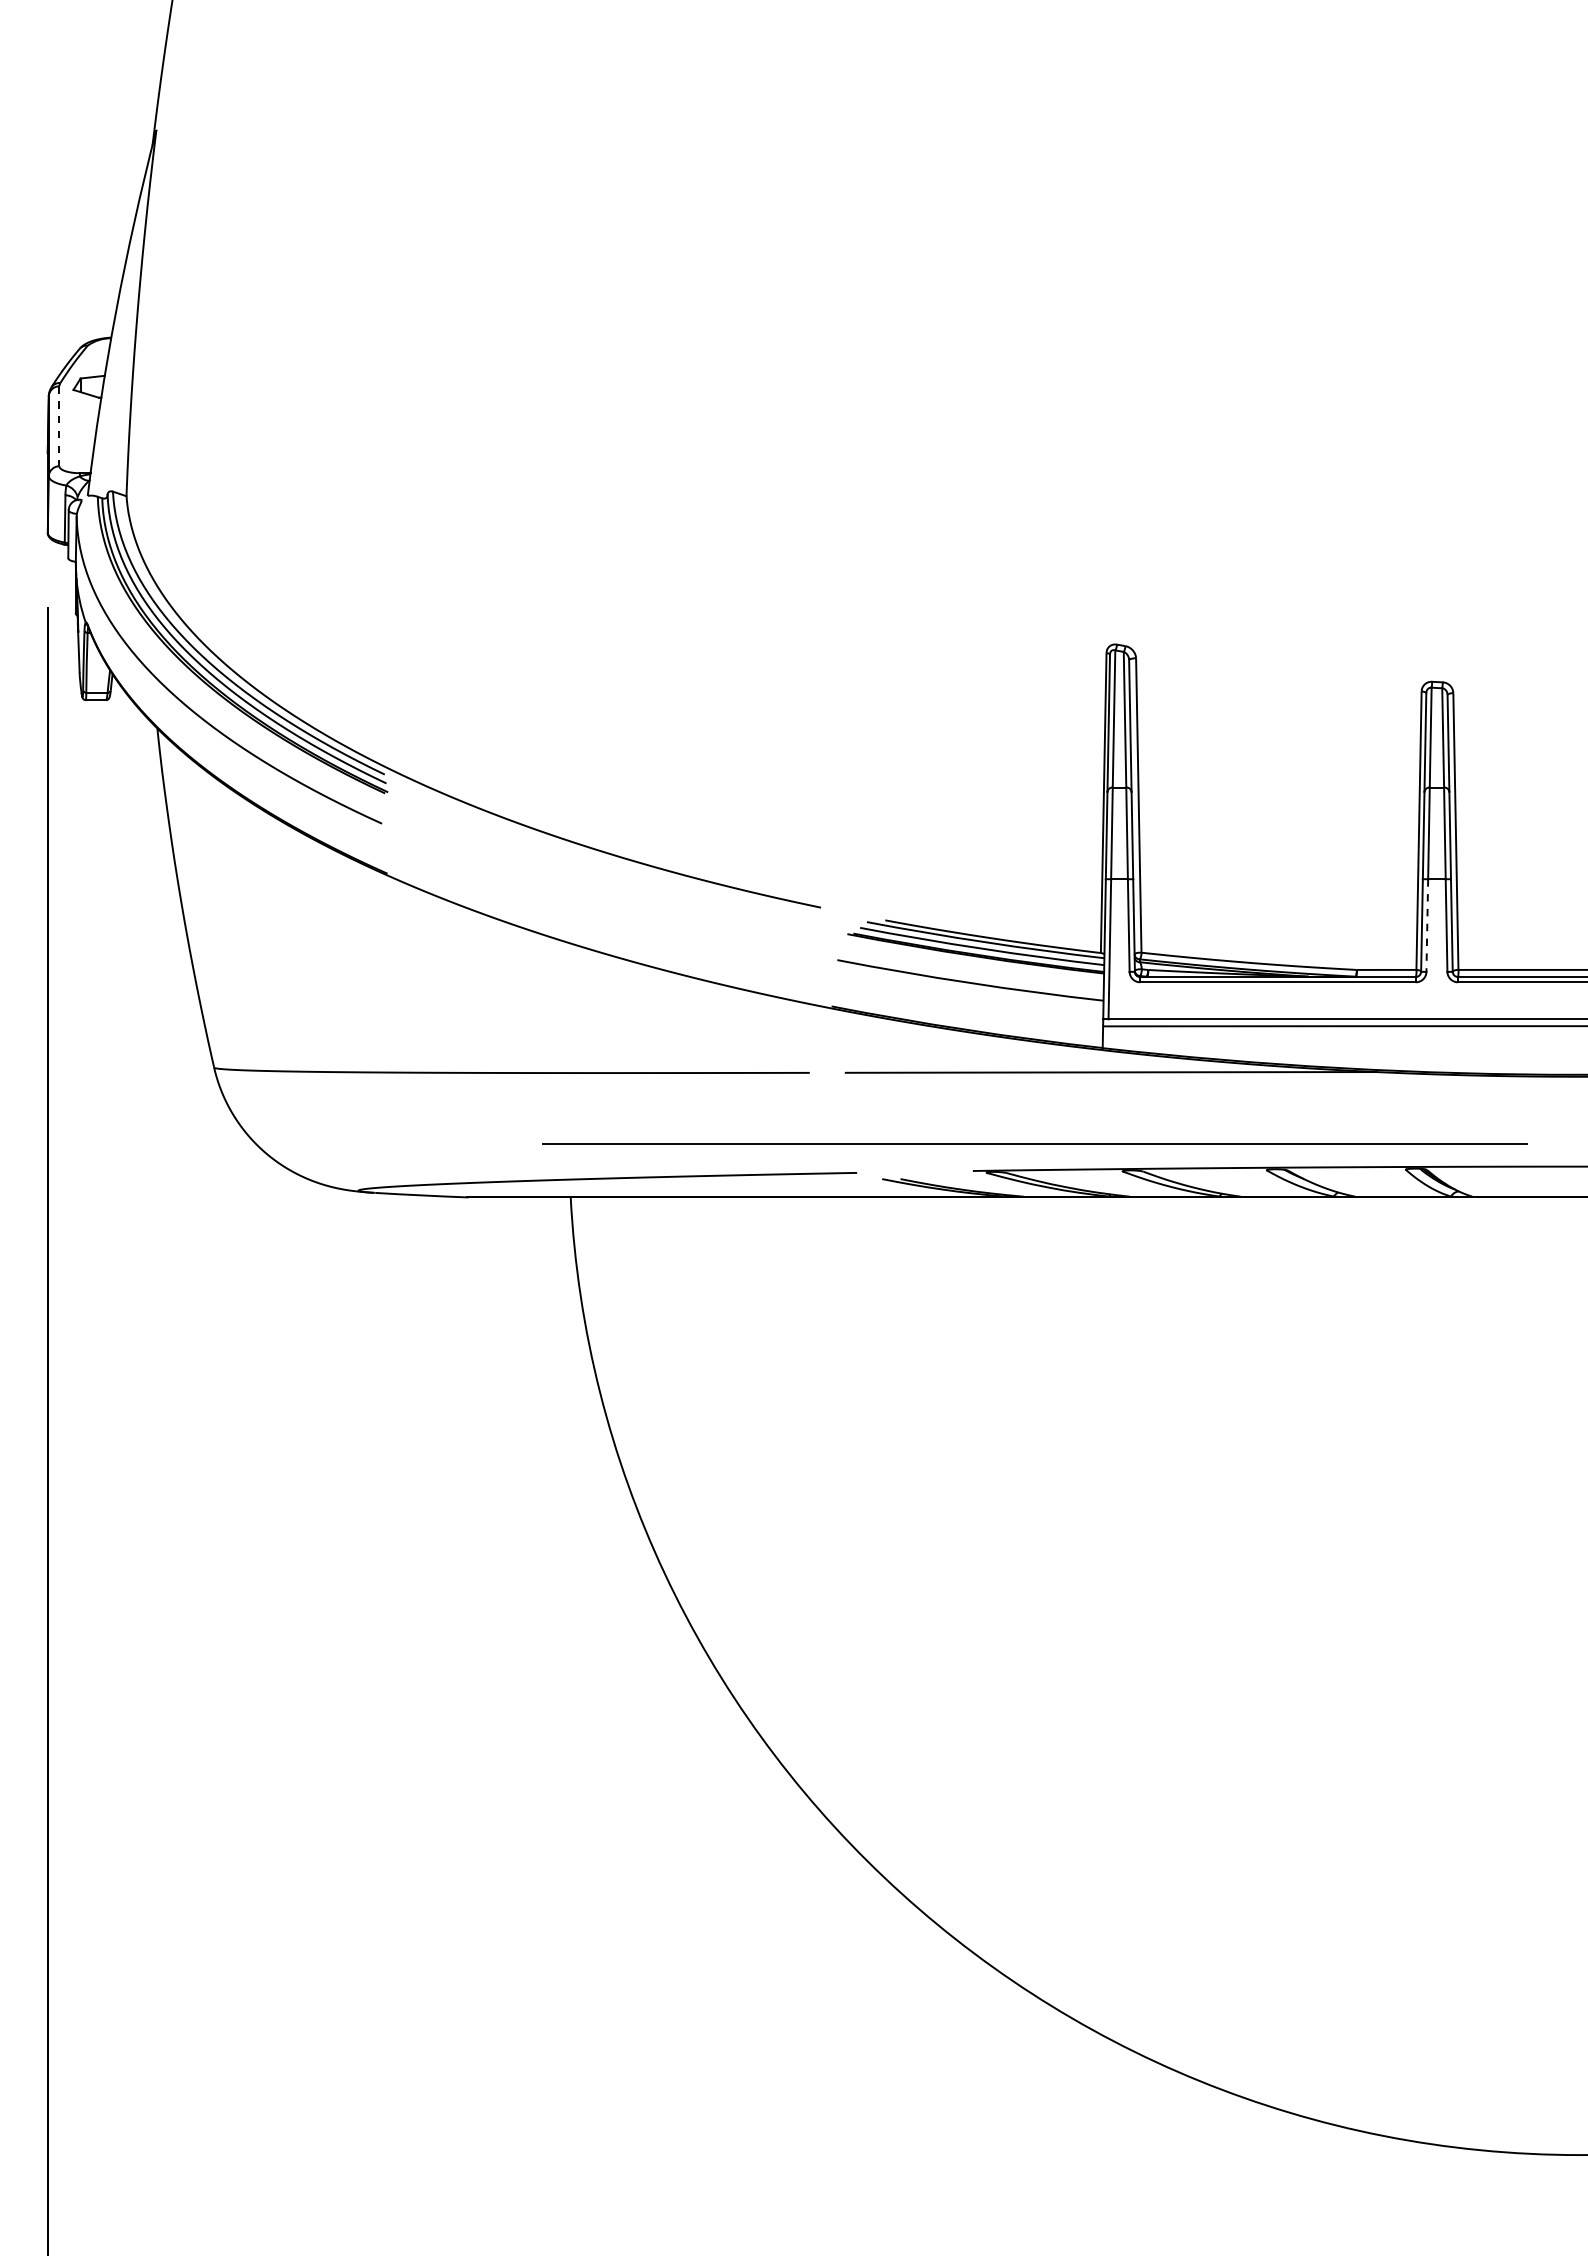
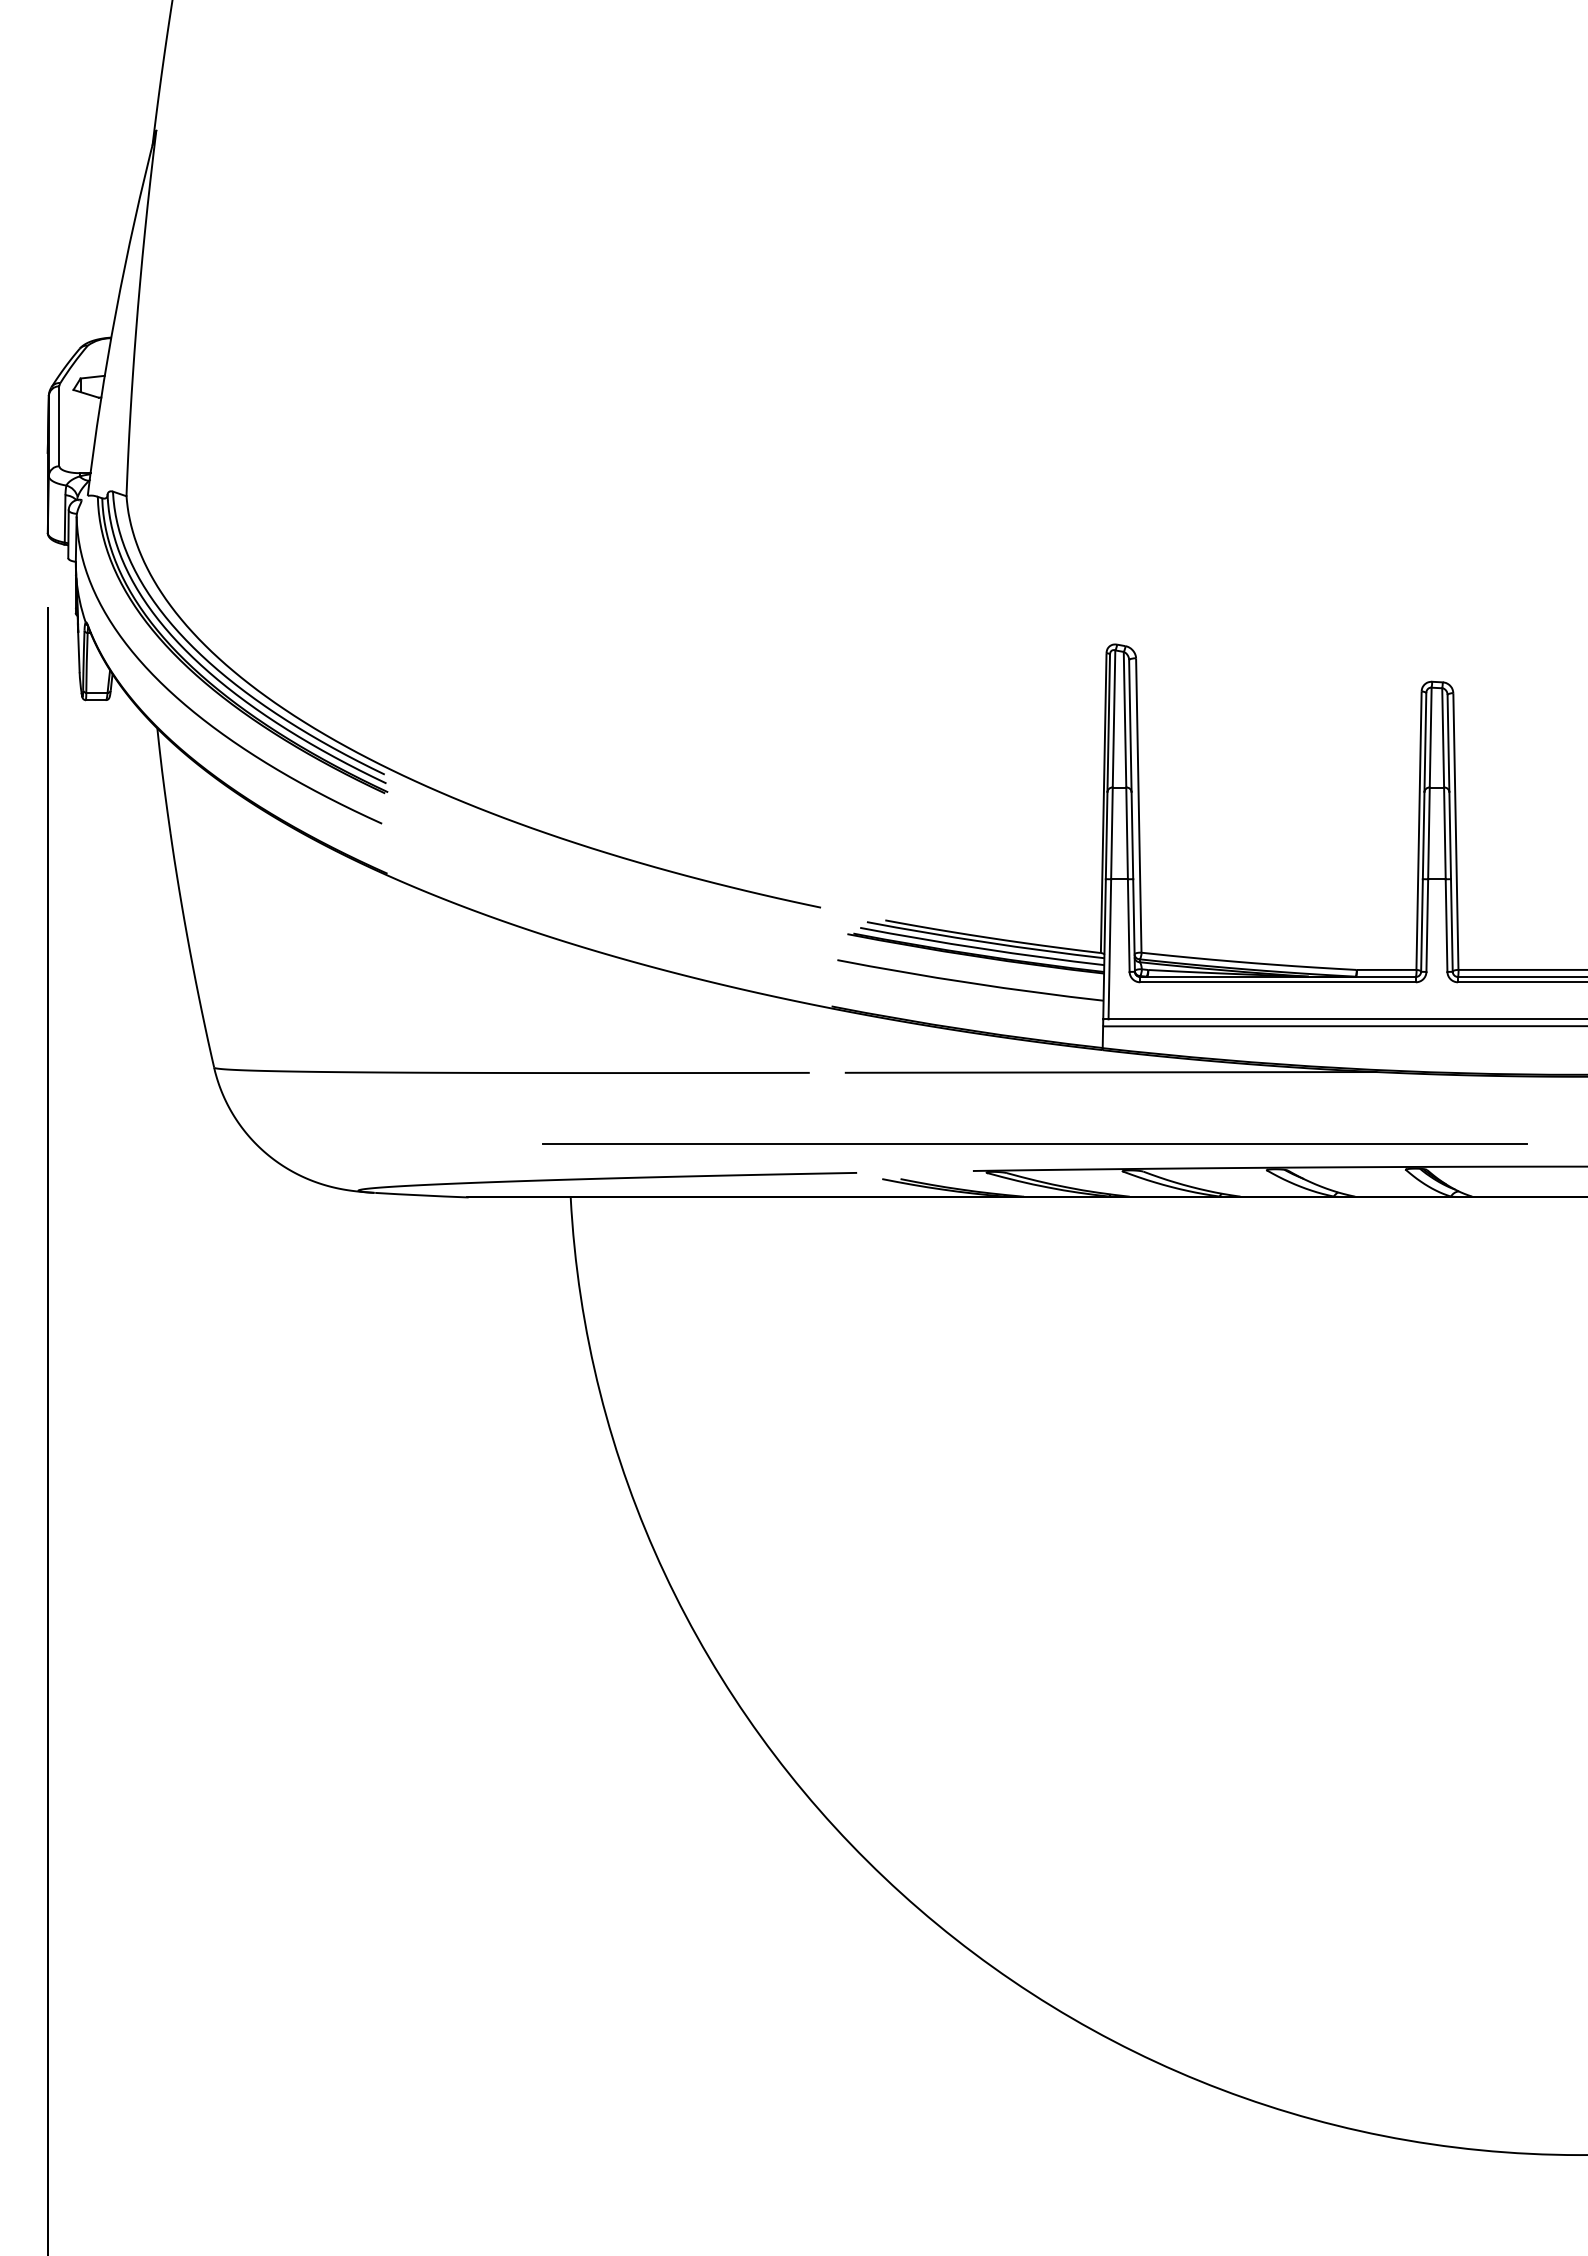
line: dashed -> solid (59, 426)
line: dashed -> solid (1427, 926)
